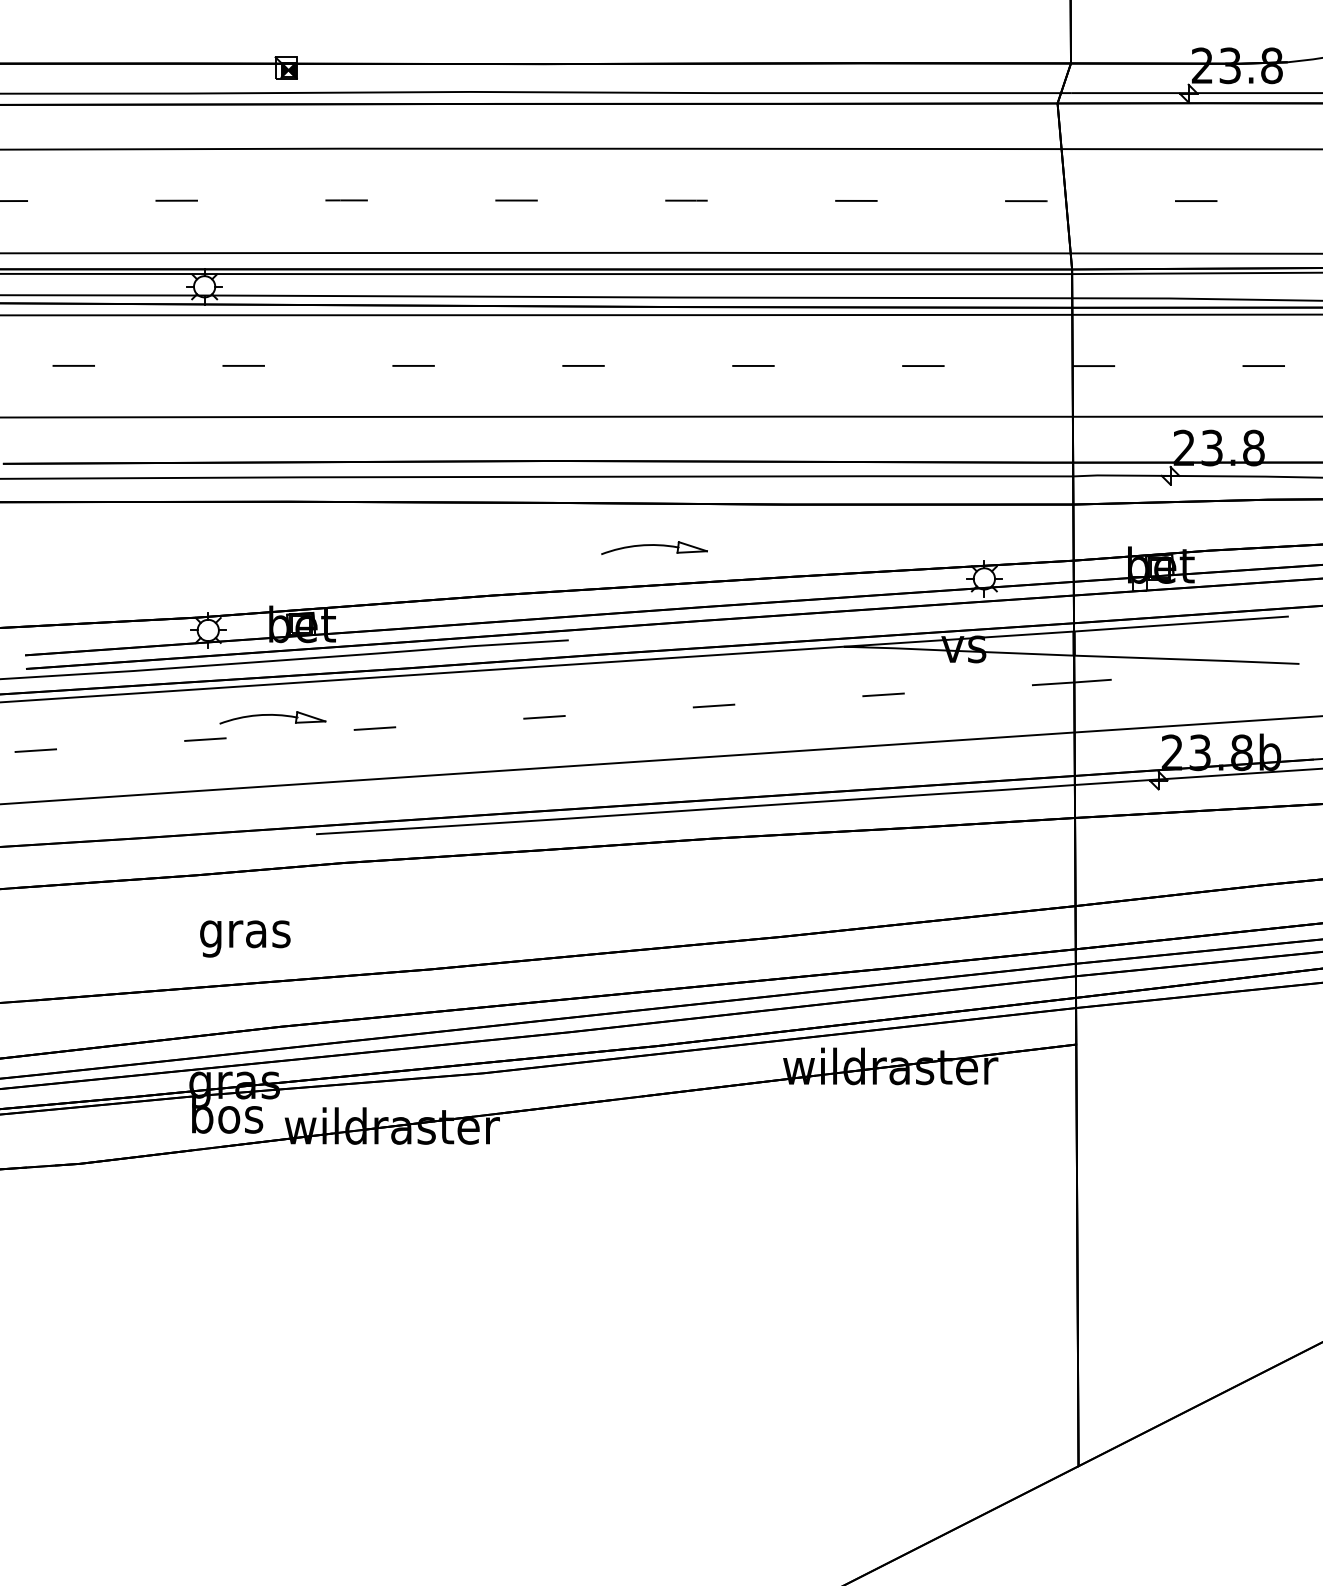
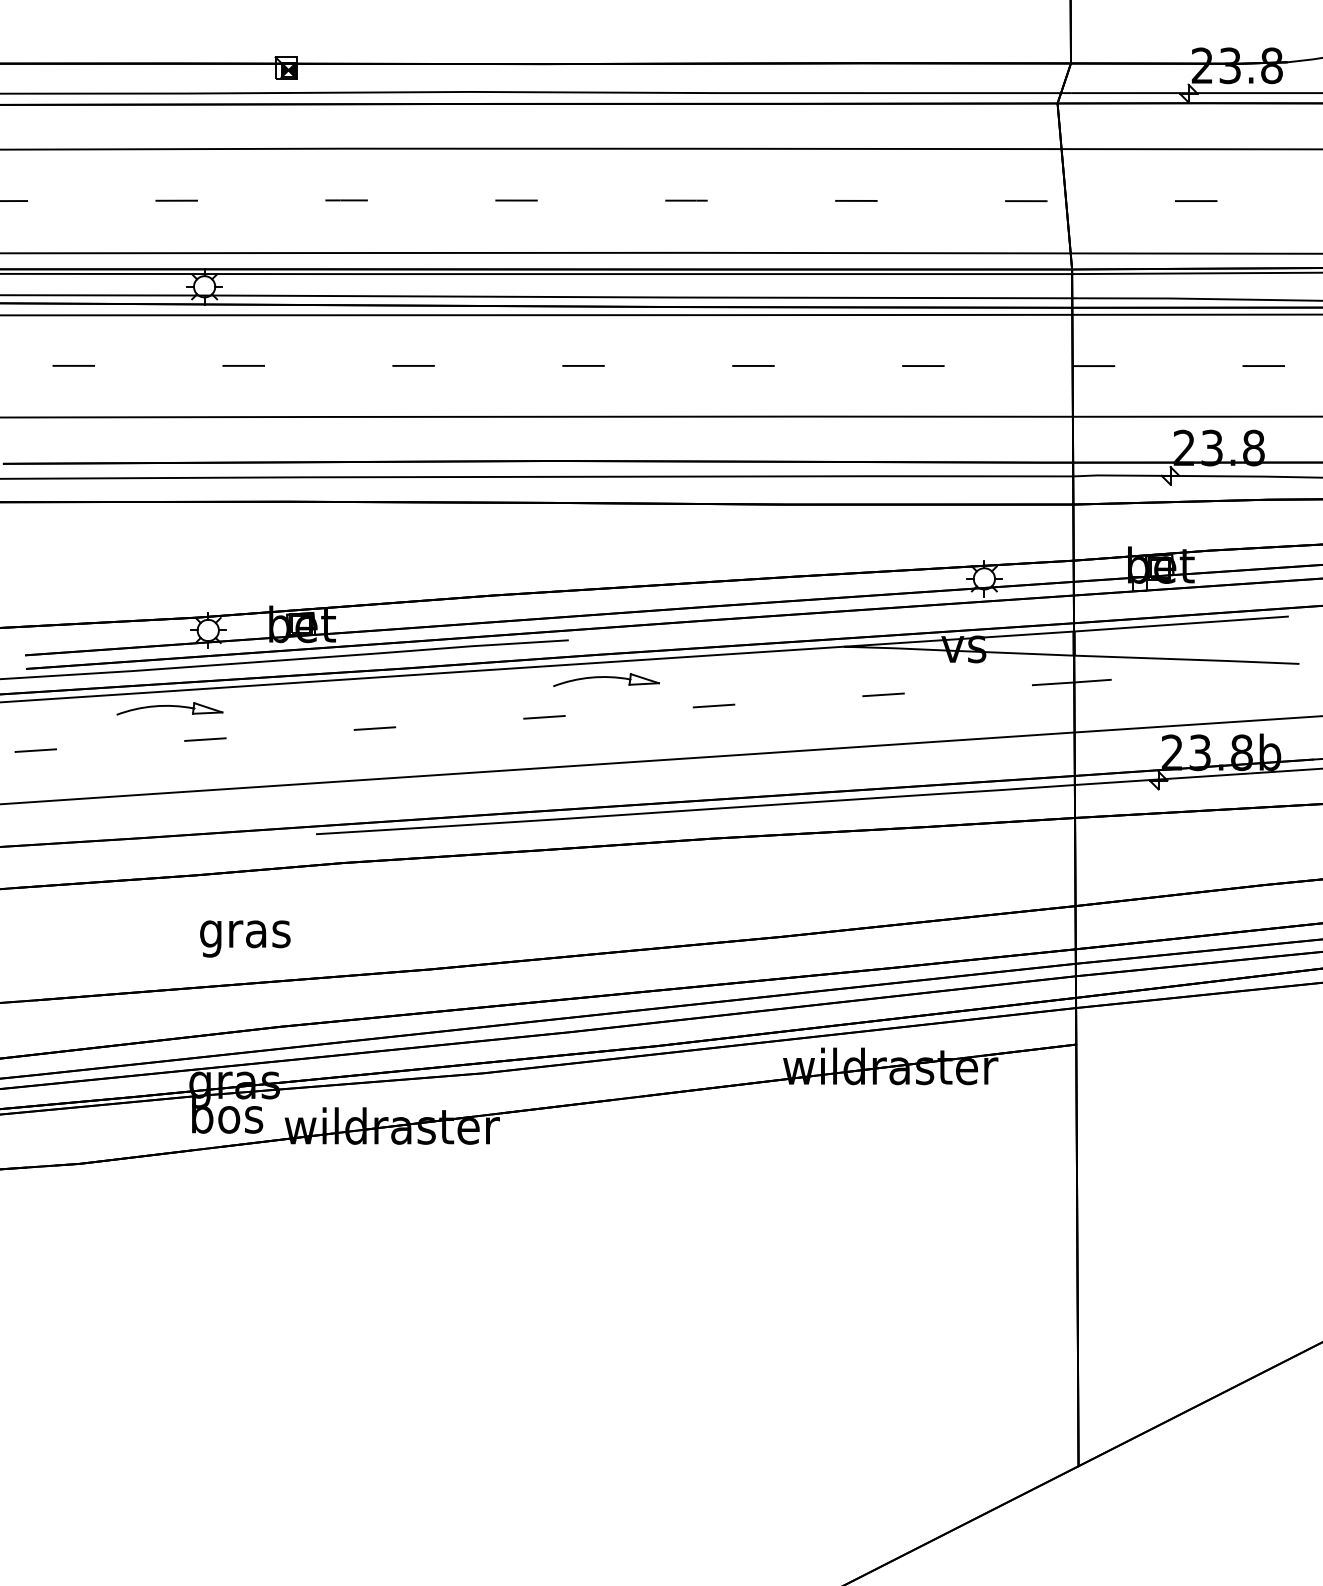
part position: (654, 547) -> (606, 679) (606, 679)
part position: (272, 717) -> (169, 708) (169, 708)
